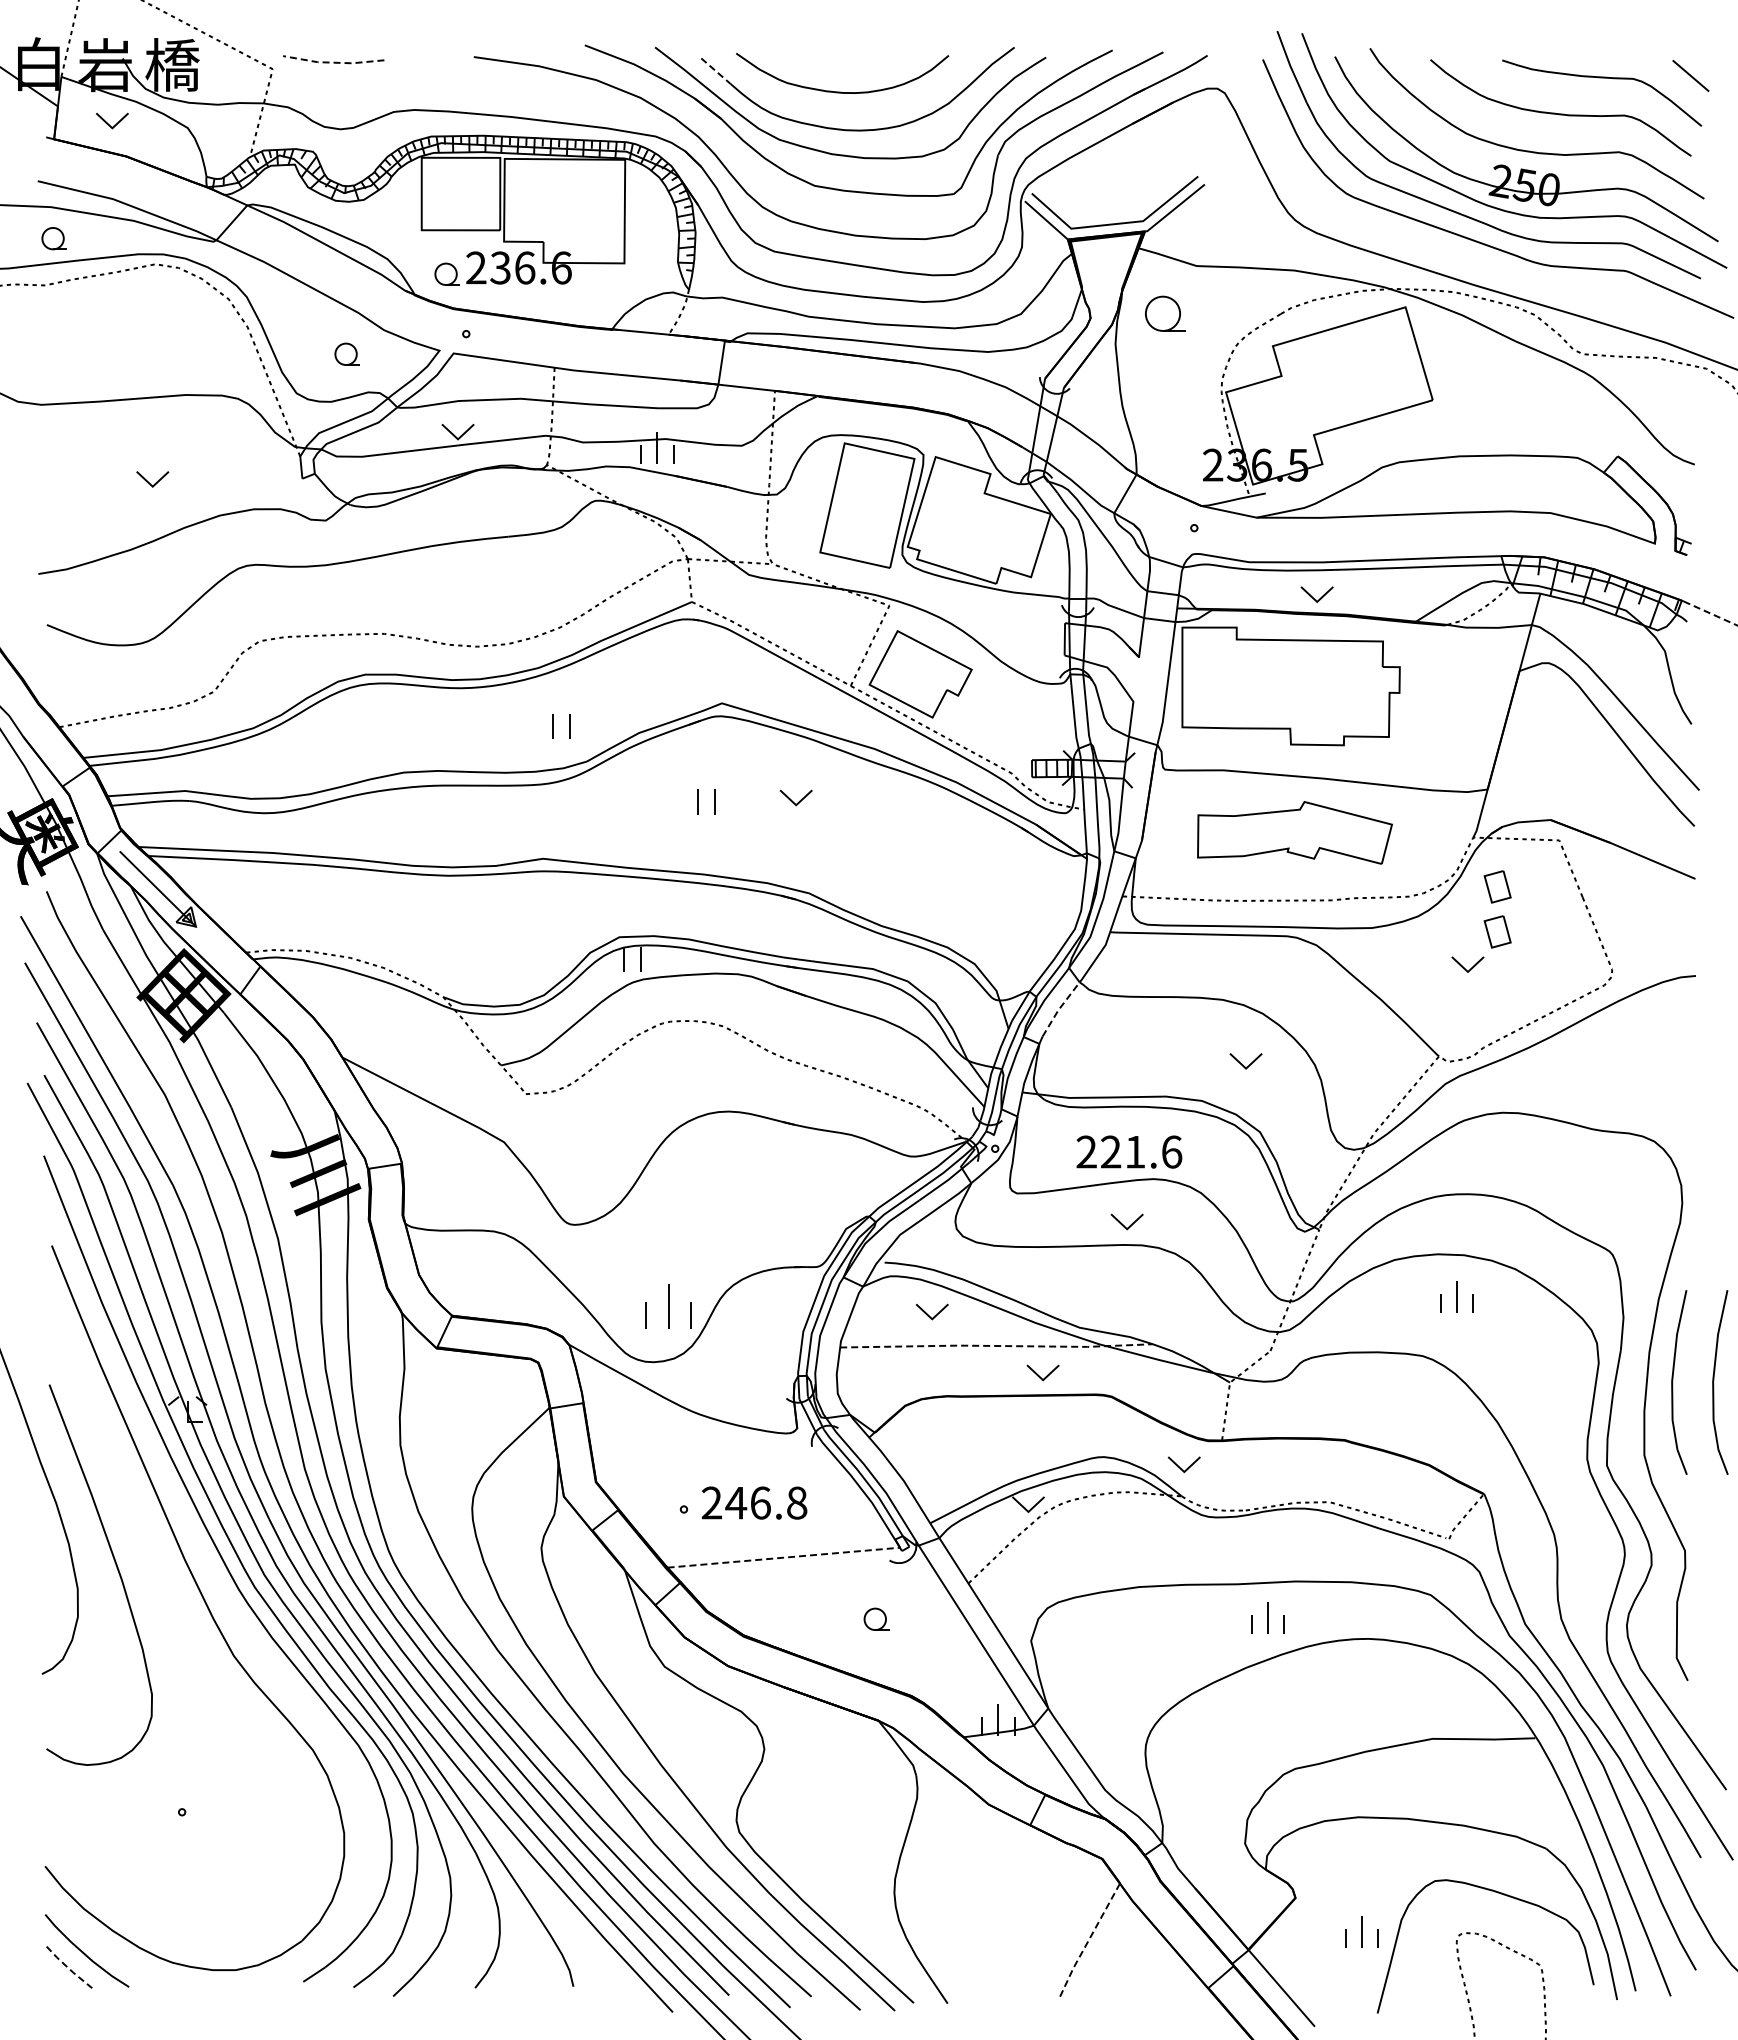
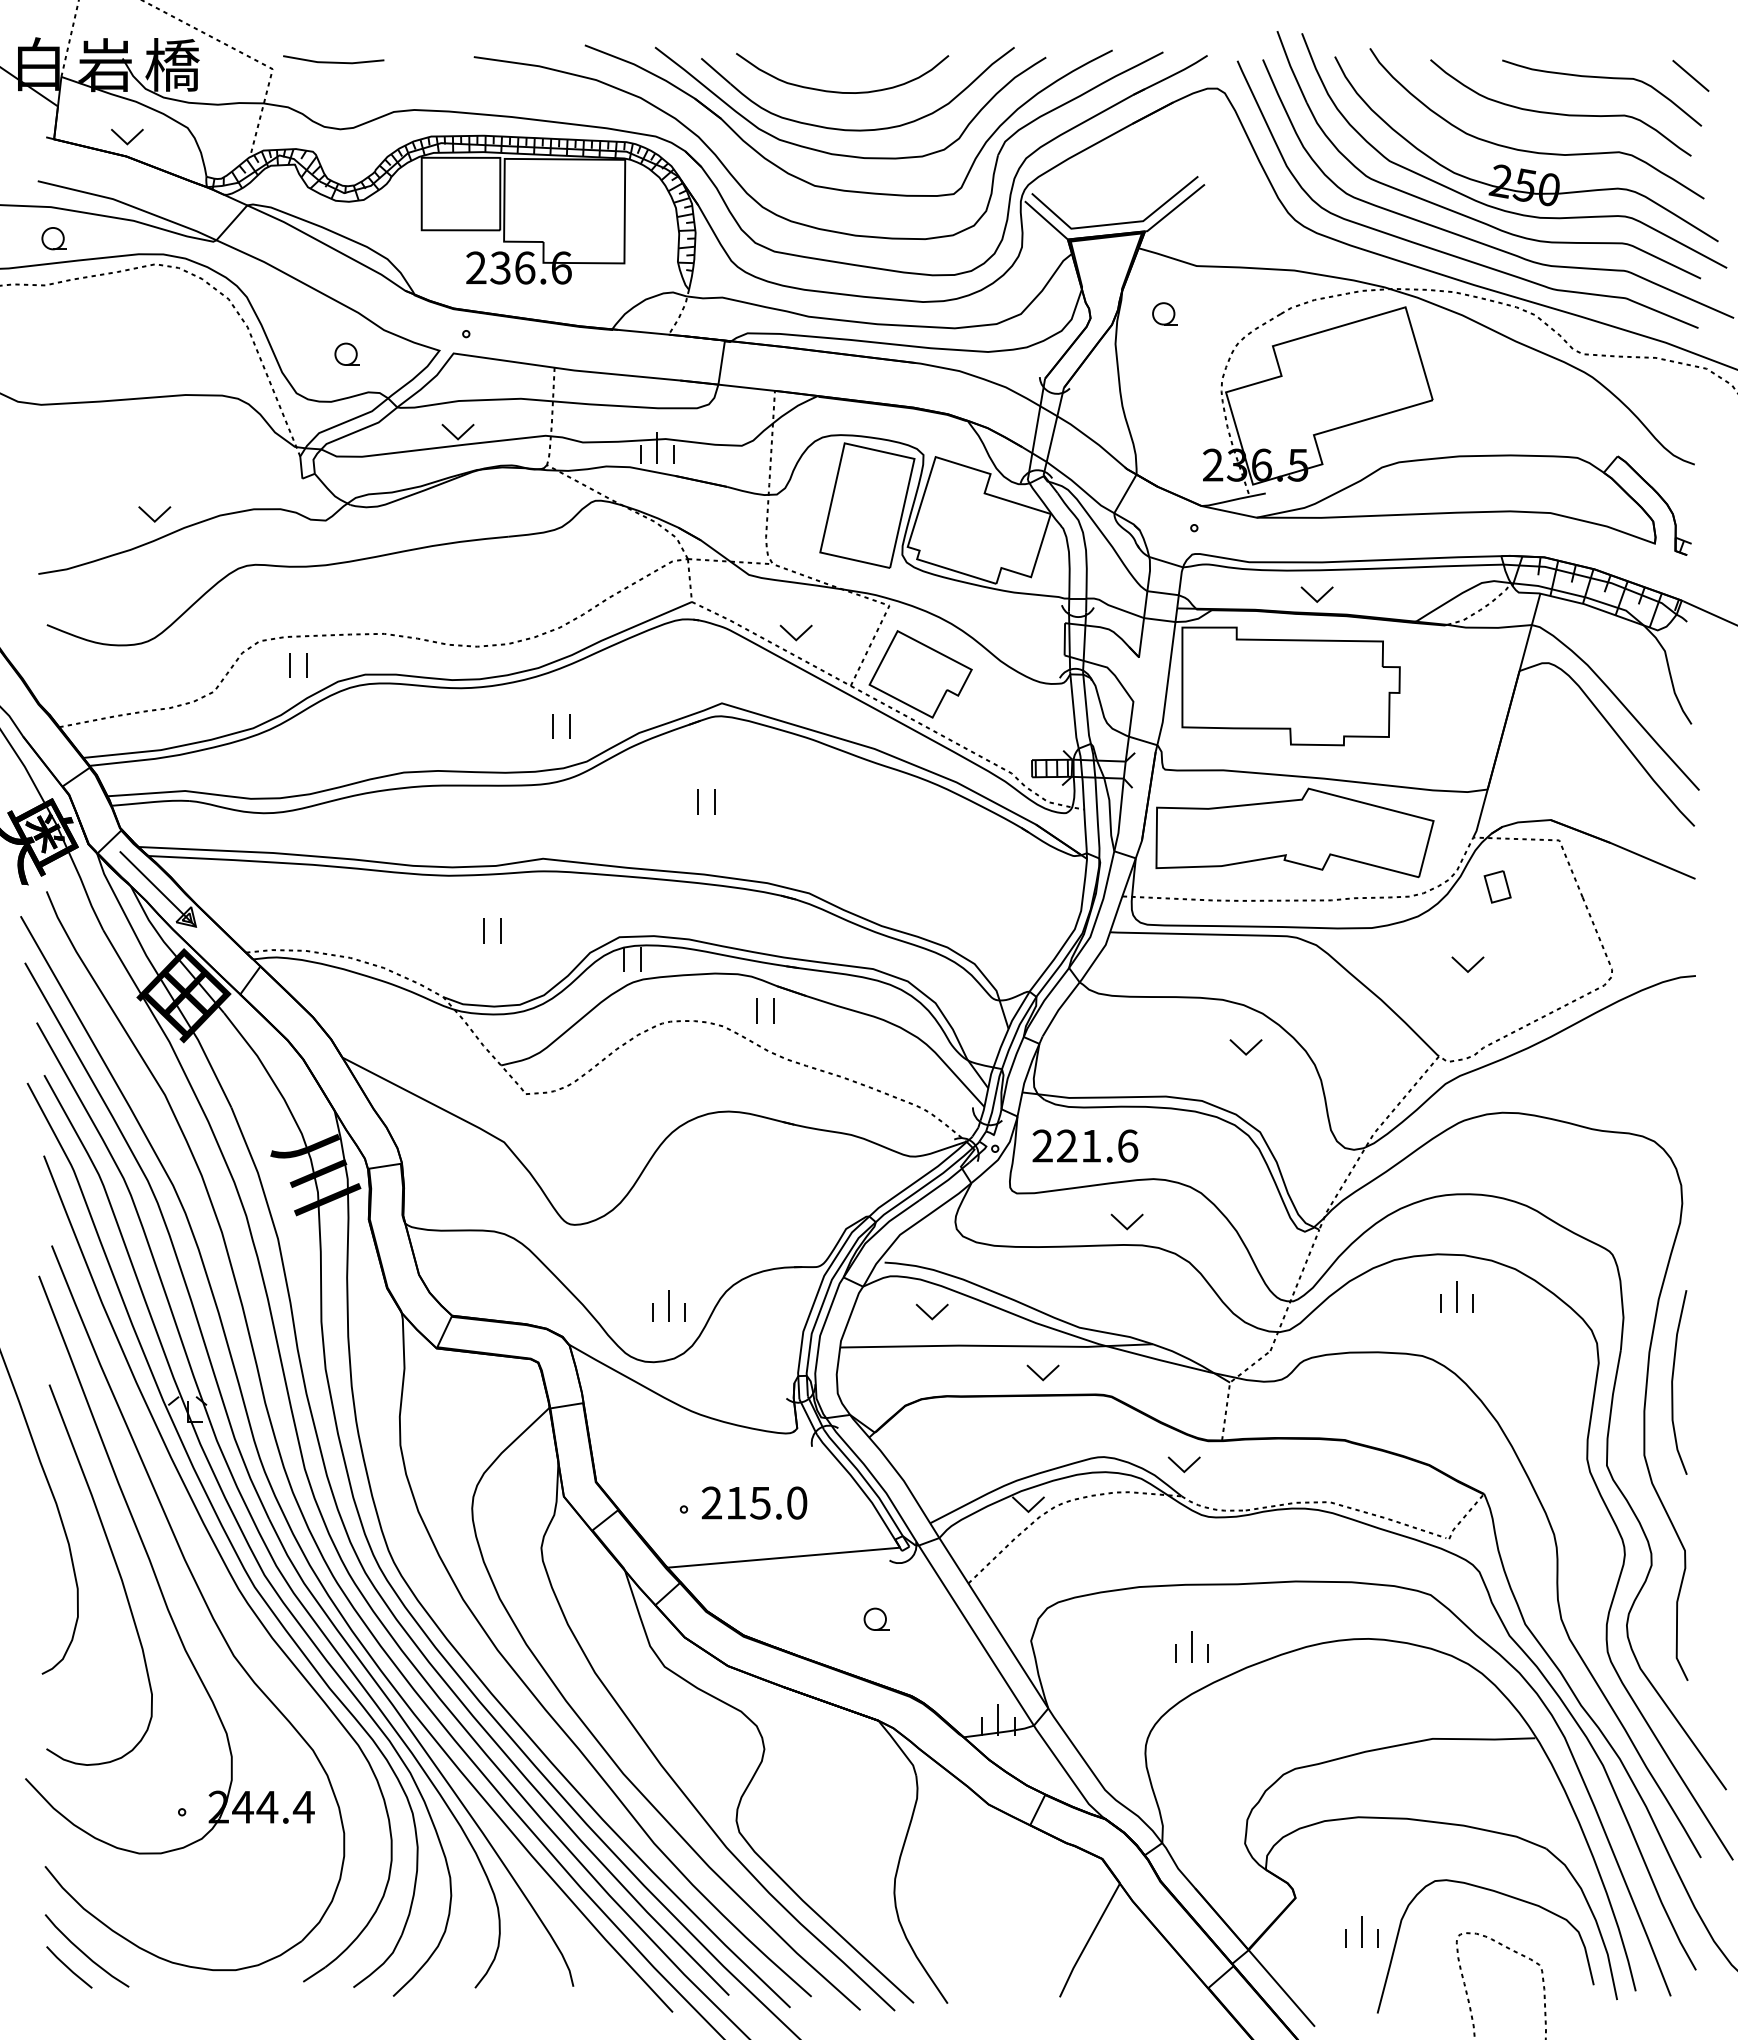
line: dashed -> solid (333, 62)
line: dashed -> solid (716, 71)
part position: (112, 120) -> (127, 136) (127, 136)
curve: none -> present (1446, 252)
part: present -> none (446, 273)
part size: 41x37 px -> 26x24 px (1164, 313)
part position: (152, 479) -> (154, 514) (154, 514)
line: dashed -> solid (1711, 613)
part: none -> present (290, 665)
part position: (795, 797) -> (795, 632) (795, 632)
part size: 196x64 px -> 280x92 px (1294, 832)
part: none -> present (484, 930)
part: present -> none (1497, 931)
line: dashed -> solid (1059, 1008)
part: none -> present (757, 1010)
part position: (1245, 1061) -> (1245, 1047) (1245, 1047)
text position: (1129, 1151) -> (1085, 1145) (1085, 1145)
part size: 47x45 px -> 34x32 px (668, 1305)
line: dashed -> solid (996, 1346)
curve: present -> none (1714, 1380)
text: 246.8 -> 215.0 (766, 1502)
line: dashed -> solid (783, 1557)
part: none -> present (154, 1569)
part position: (1267, 1617) -> (1191, 1646) (1191, 1646)
line: dashed -> solid (1088, 1940)
line: dashed -> solid (69, 1968)
